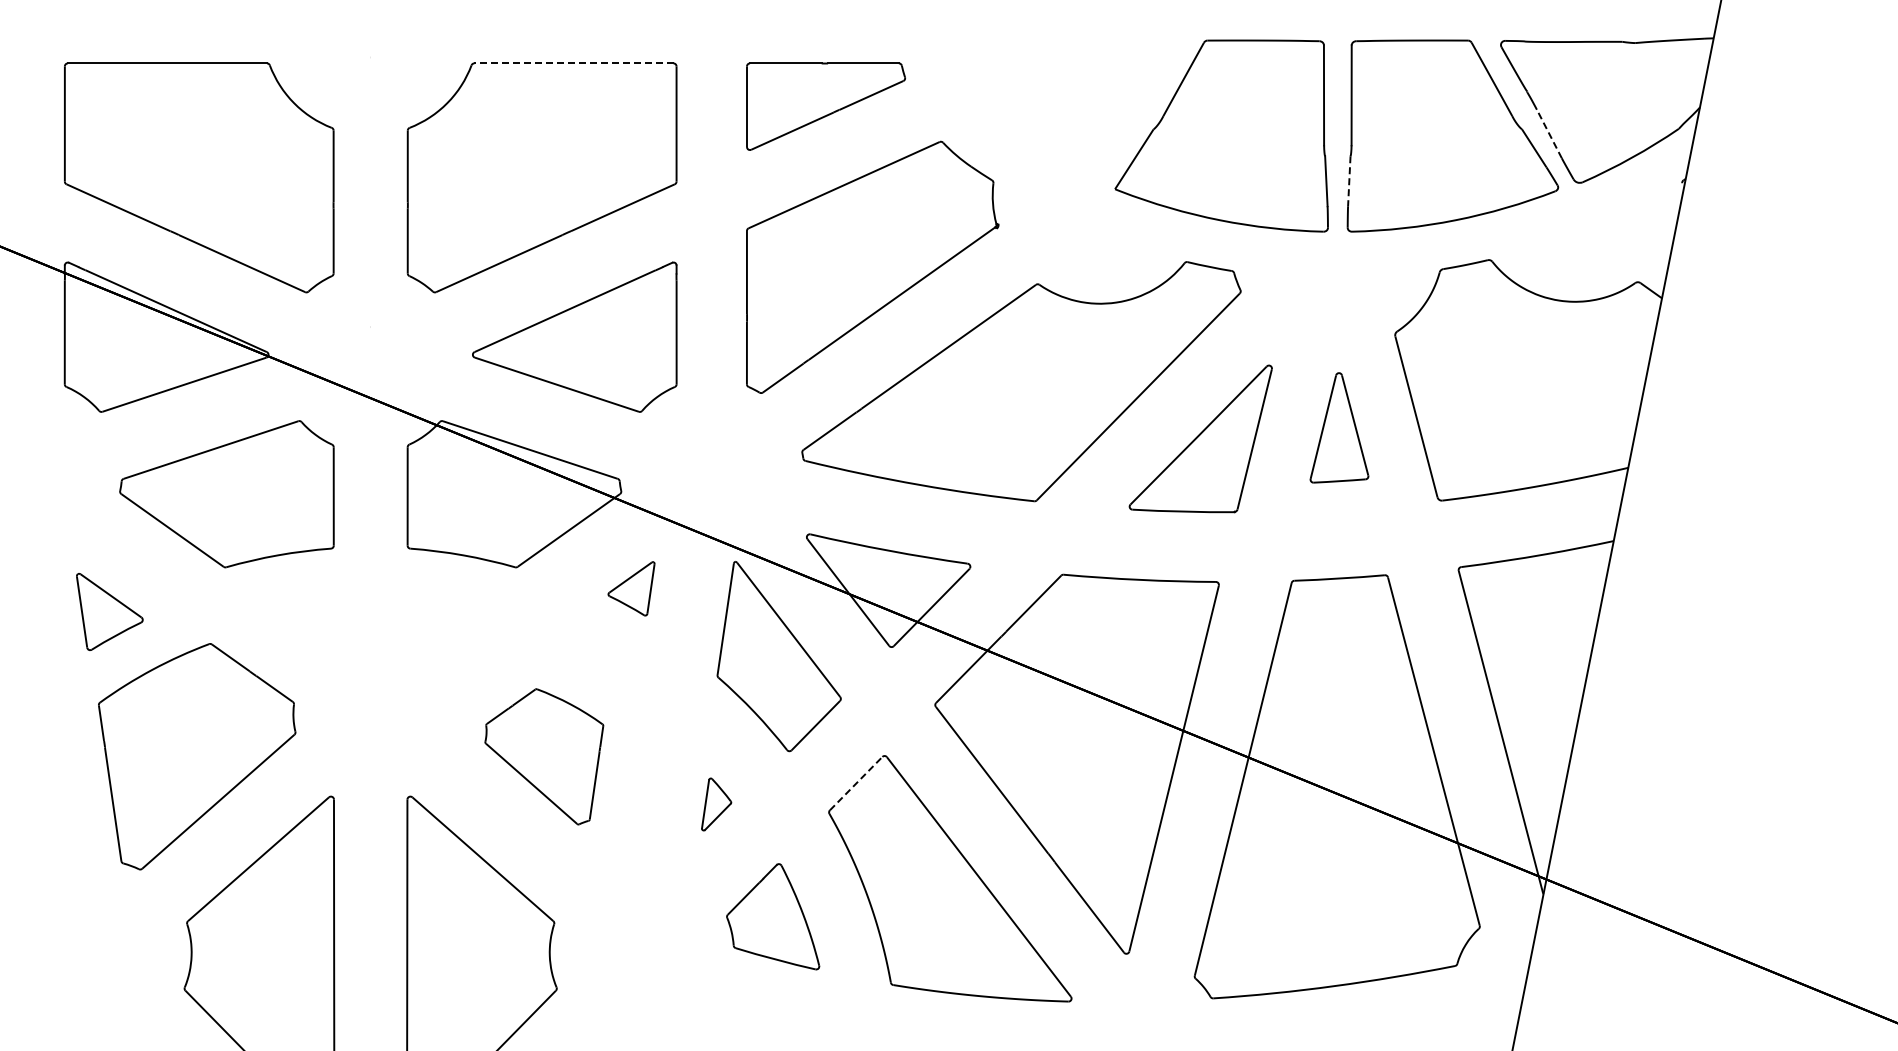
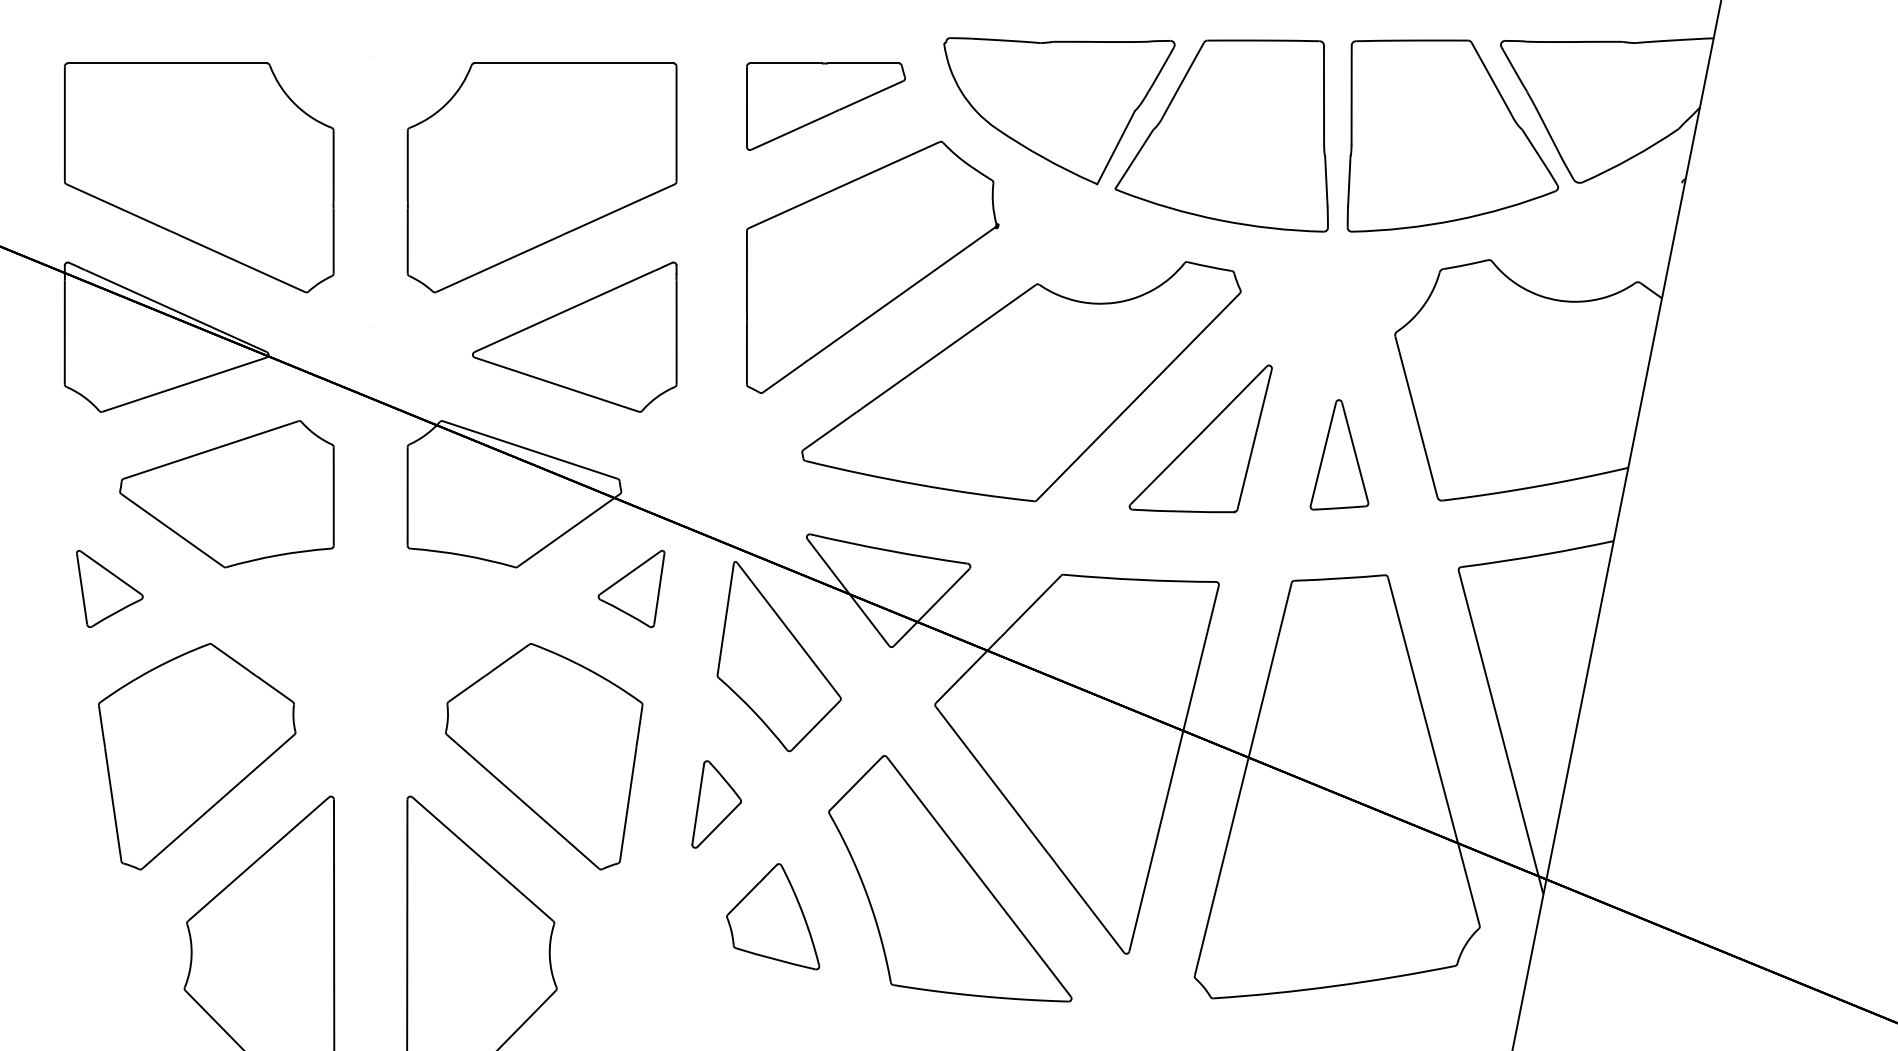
line: dashed -> solid (573, 63)
part: none -> present (1059, 111)
line: dashed -> solid (1549, 133)
line: dashed -> solid (1349, 181)
part position: (1339, 427) -> (1339, 454) (1339, 454)
part size: 49x56 px -> 69x79 px (631, 588)
part position: (109, 611) -> (109, 588) (109, 588)
part size: 121x138 px -> 199x228 px (544, 756)
line: dashed -> solid (856, 783)
part size: 32x55 px -> 51x89 px (716, 804)
